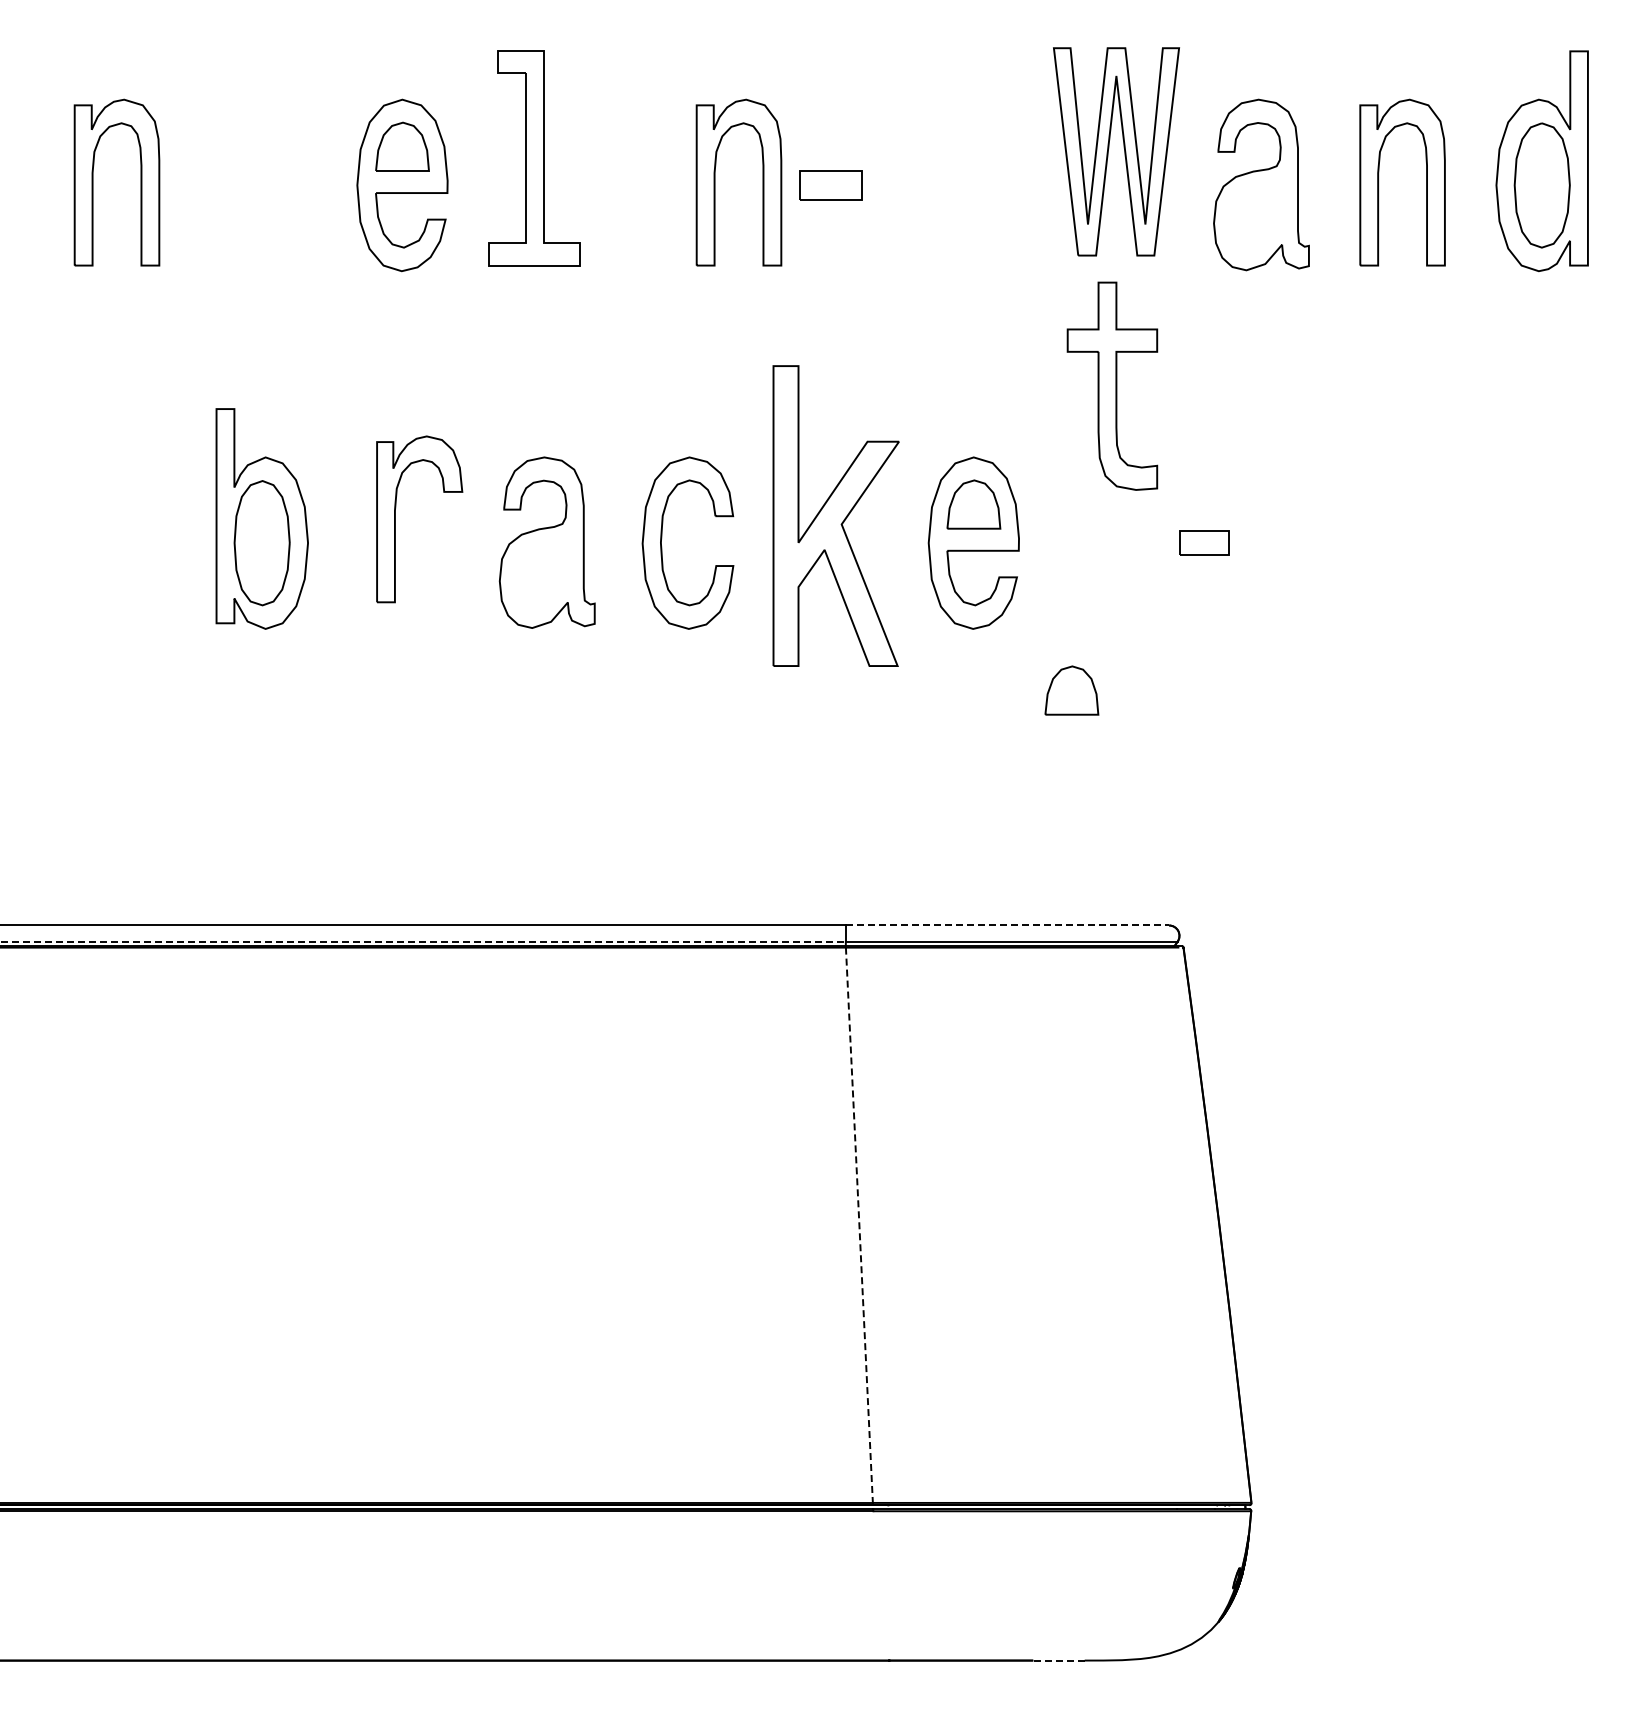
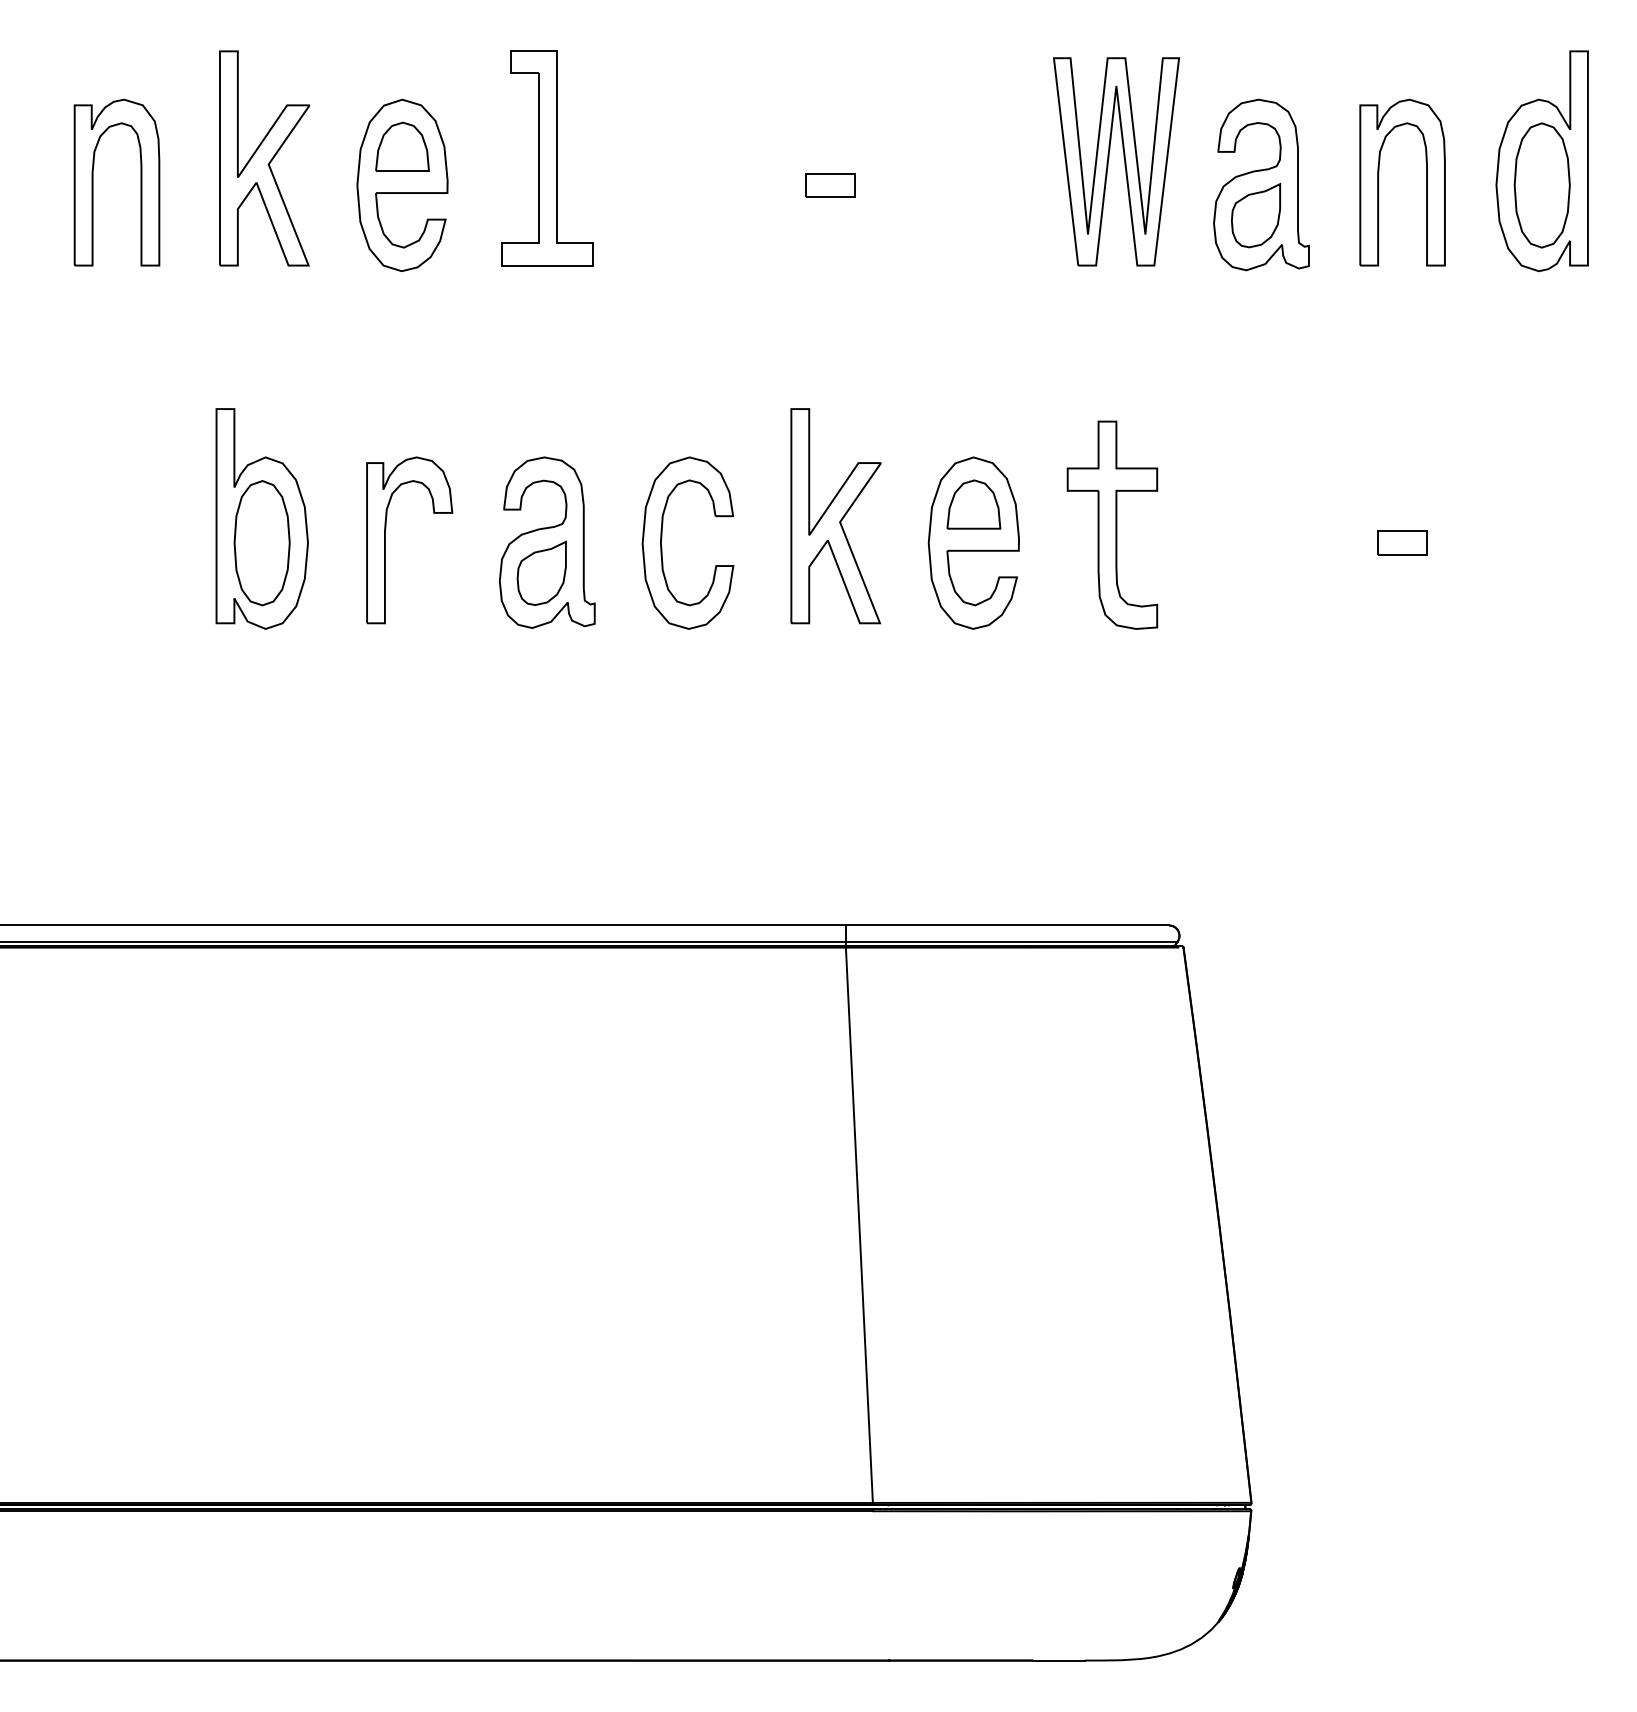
part position: (1109, 148) -> (1109, 158) (1109, 158)
part: none -> present (264, 158)
part position: (534, 158) -> (547, 158) (547, 158)
part: present -> none (715, 182)
part size: 64x31 px -> 51x25 px (830, 185)
part: none -> present (1255, 215)
part position: (1112, 385) -> (1112, 524) (1112, 524)
part size: 128x302 px -> 92x217 px (835, 516)
part position: (395, 519) -> (385, 540) (385, 540)
part position: (1204, 542) -> (1402, 542) (1402, 542)
part: none -> present (541, 572)
part: present -> none (1071, 690)
line: dashed -> solid (1007, 925)
line: dashed -> solid (423, 941)
line: dashed -> solid (859, 1225)
line: dashed -> solid (1058, 1660)
